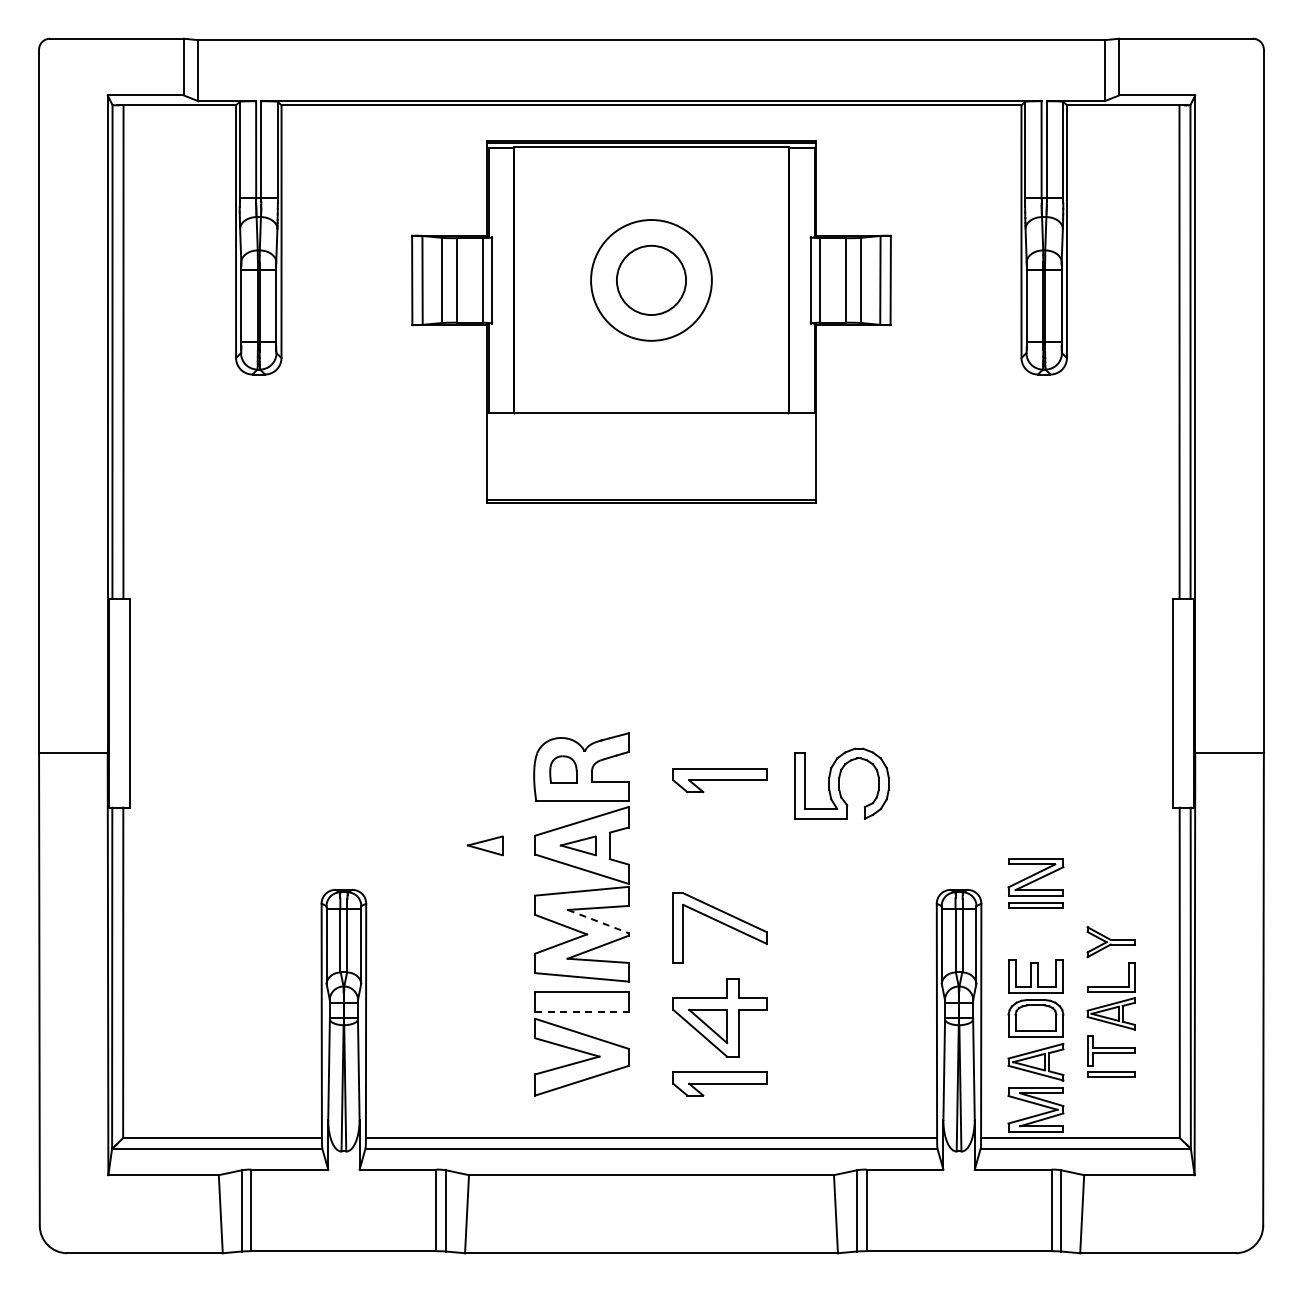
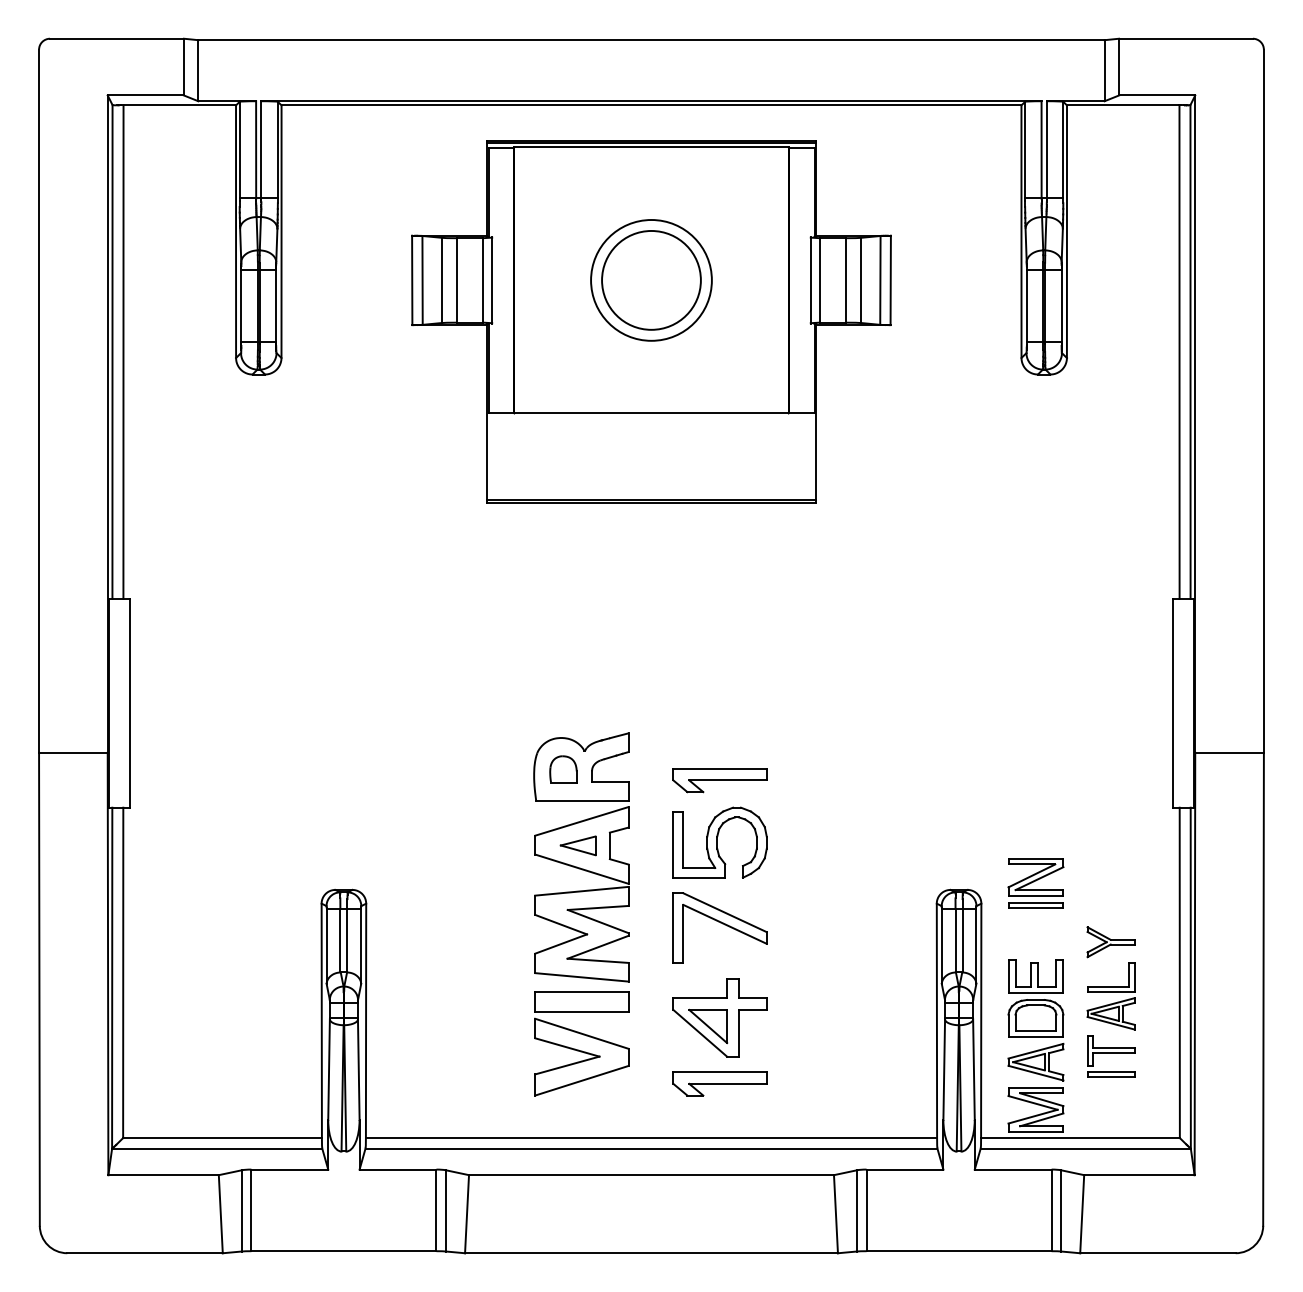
circle diameter: 69 px -> 99 px (651, 279)
part position: (841, 783) -> (719, 842) (719, 842)
part: present -> none (484, 845)
line: dashed -> solid (598, 921)
line: dashed -> solid (581, 1011)
